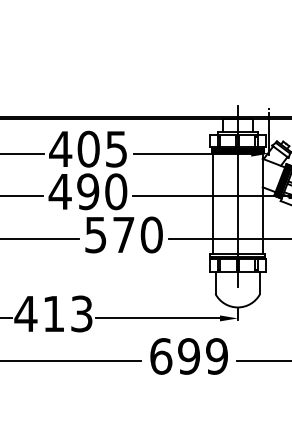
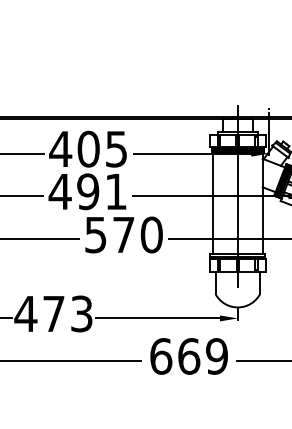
text: 490 -> 491 (116, 191)
text: 413 -> 473 (53, 313)
text: 699 -> 669 (189, 356)
